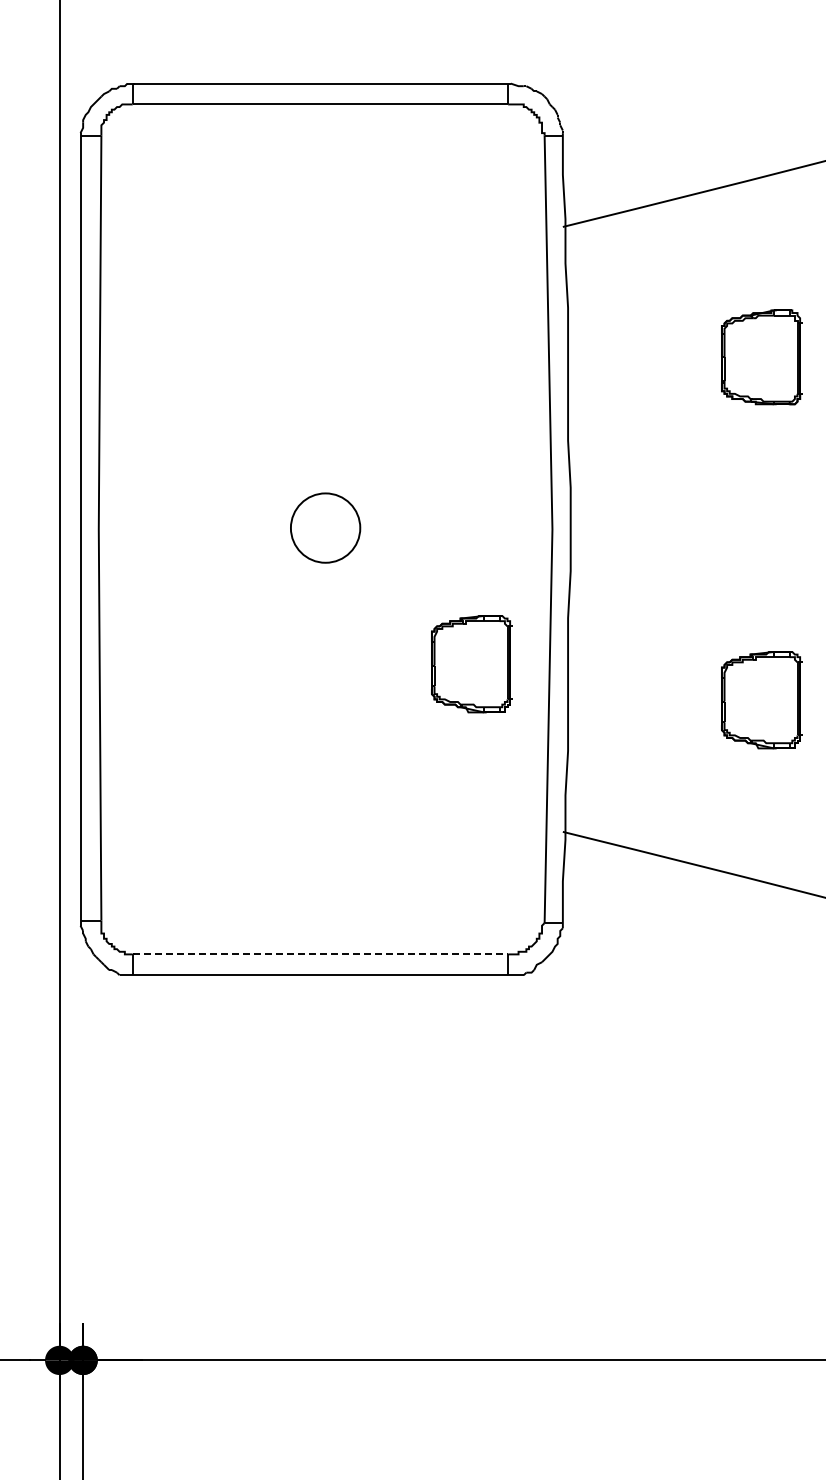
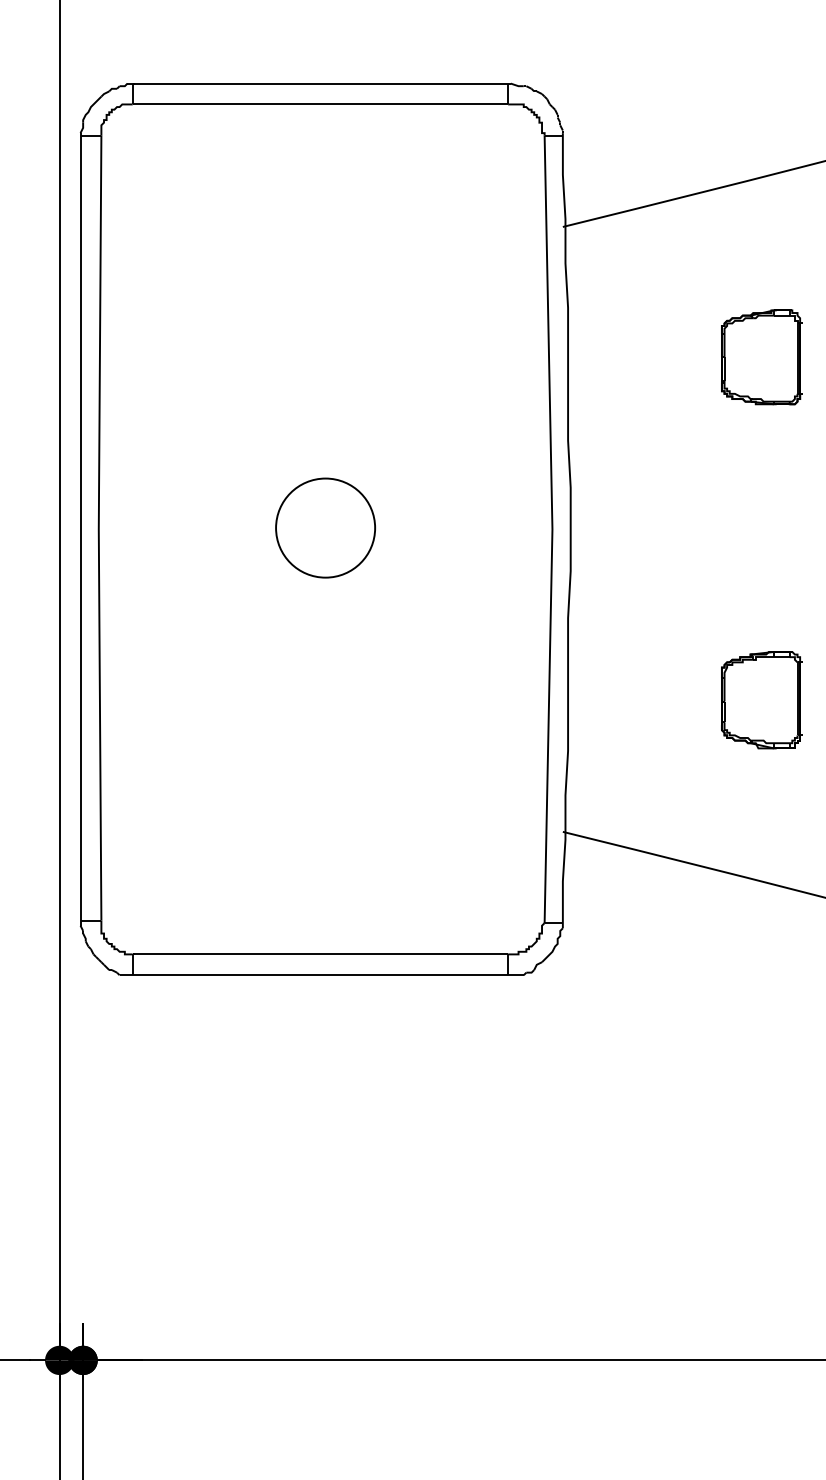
circle diameter: 69 px -> 99 px (325, 527)
part: present -> none (471, 664)
line: dashed -> solid (320, 954)
